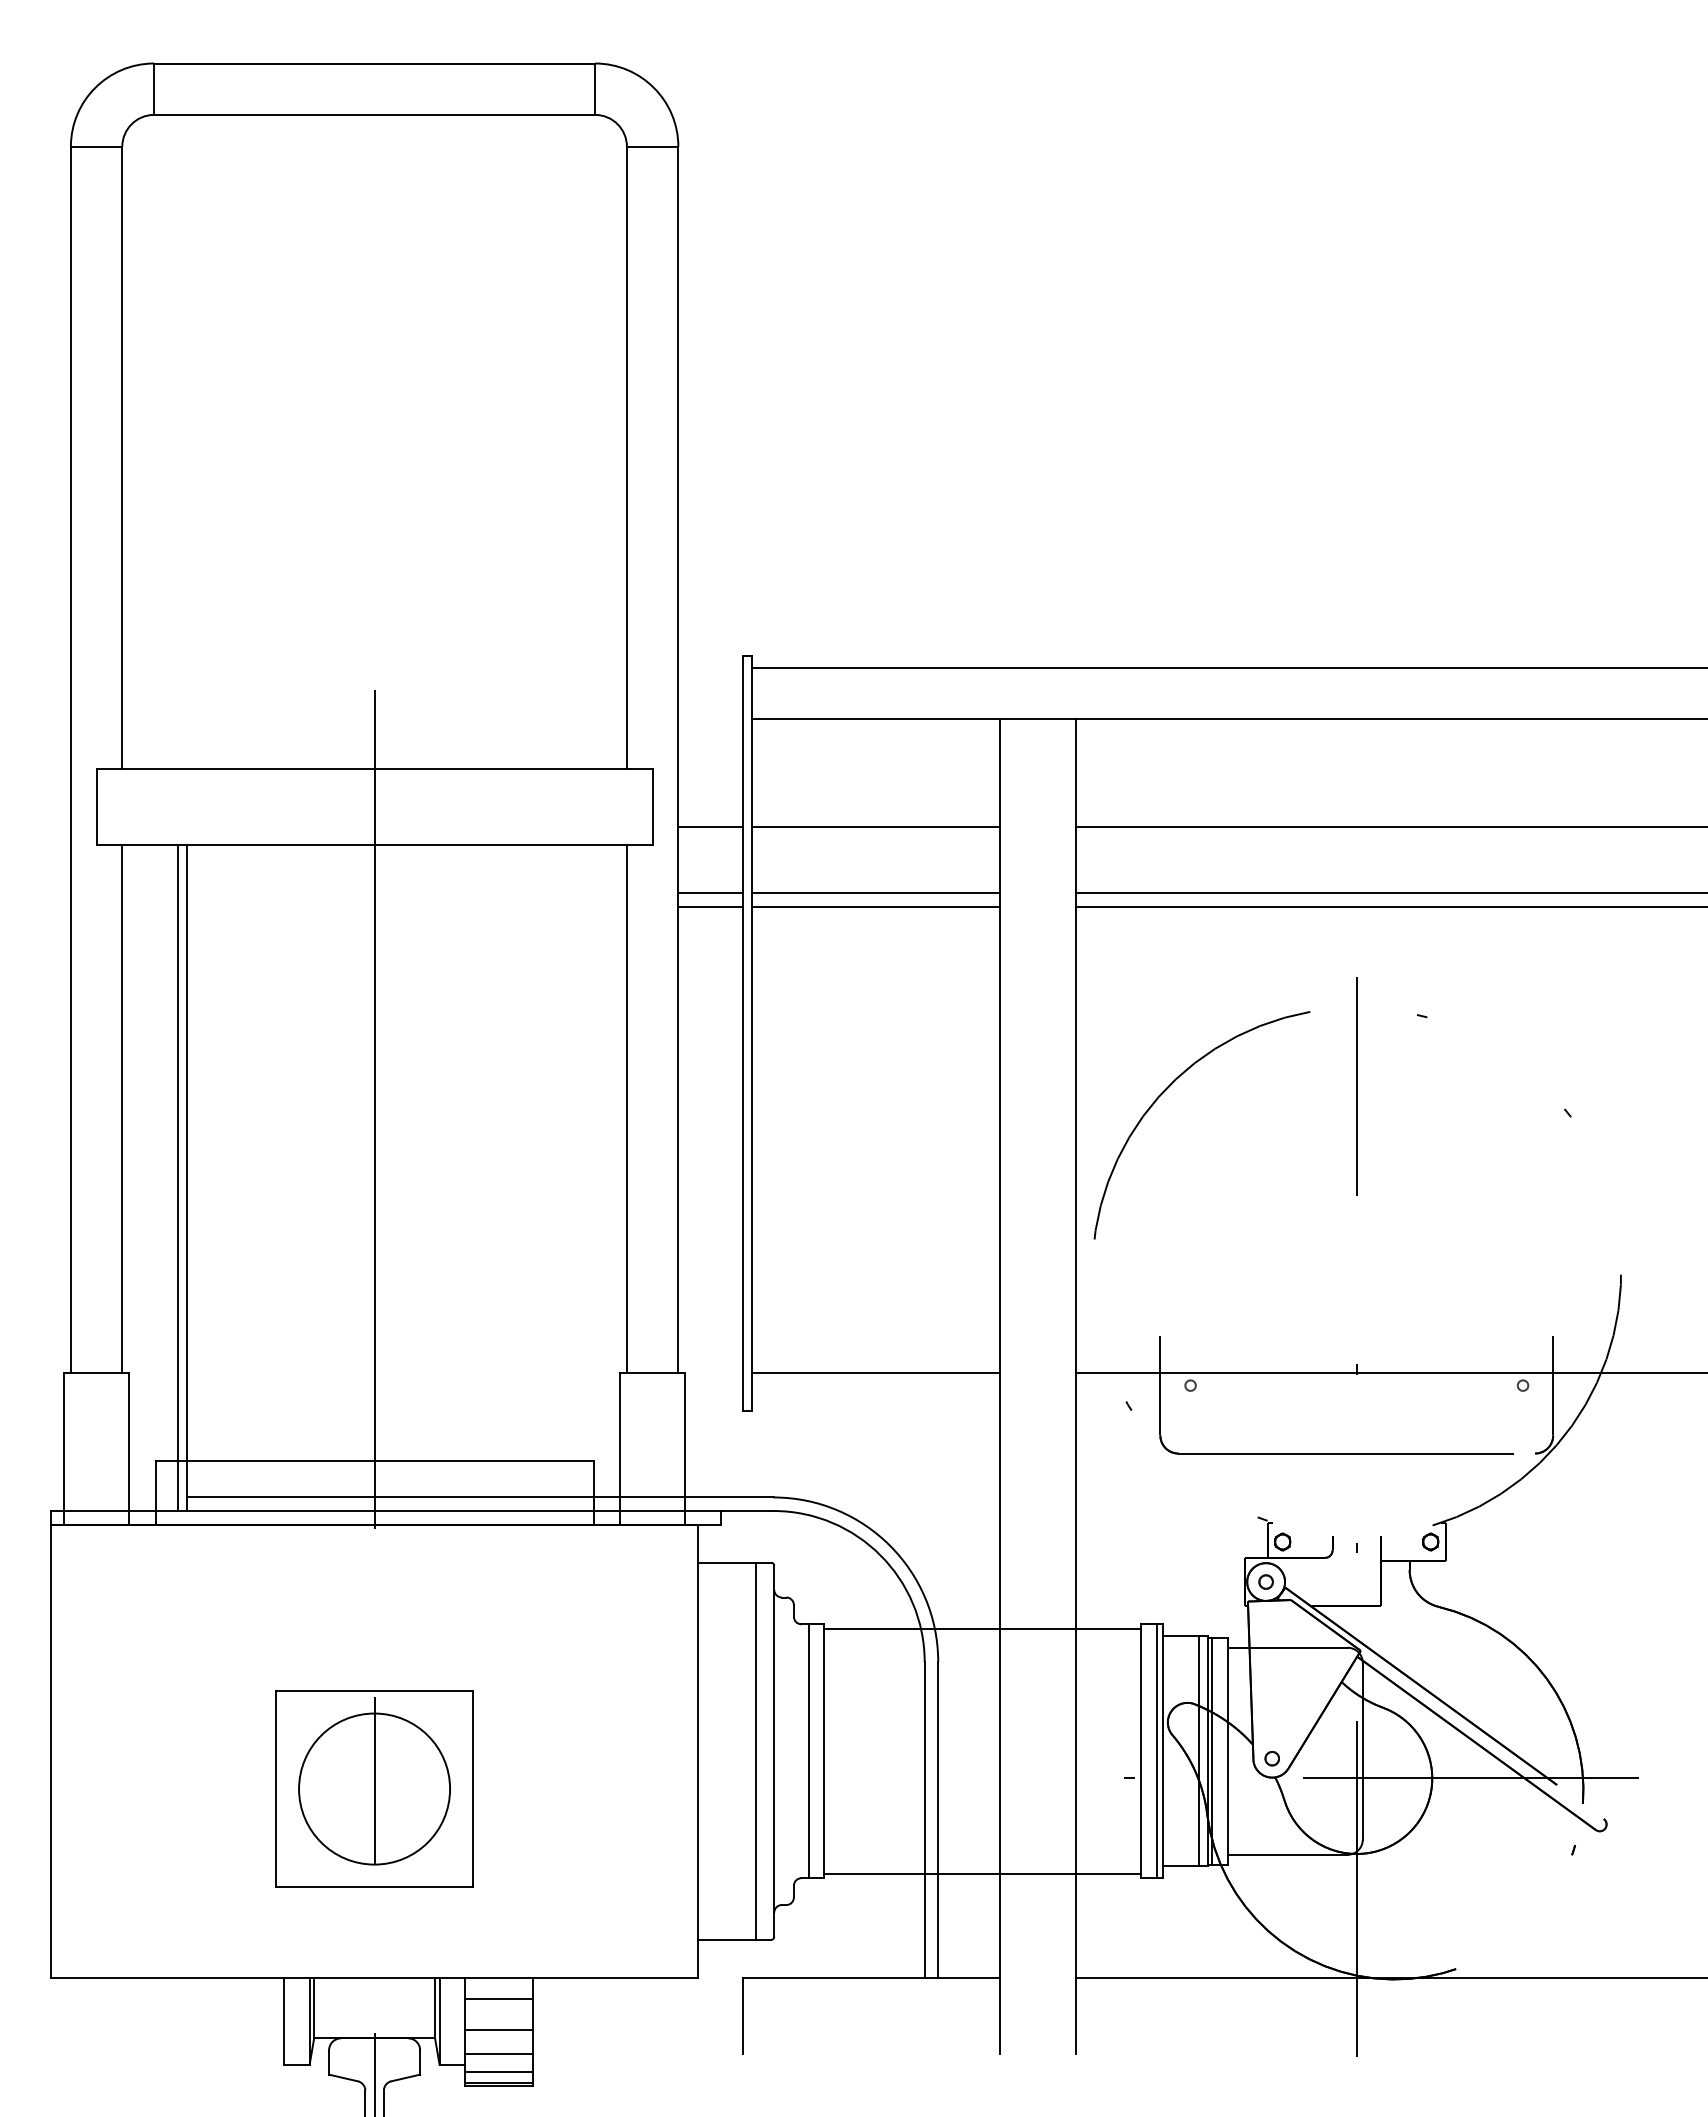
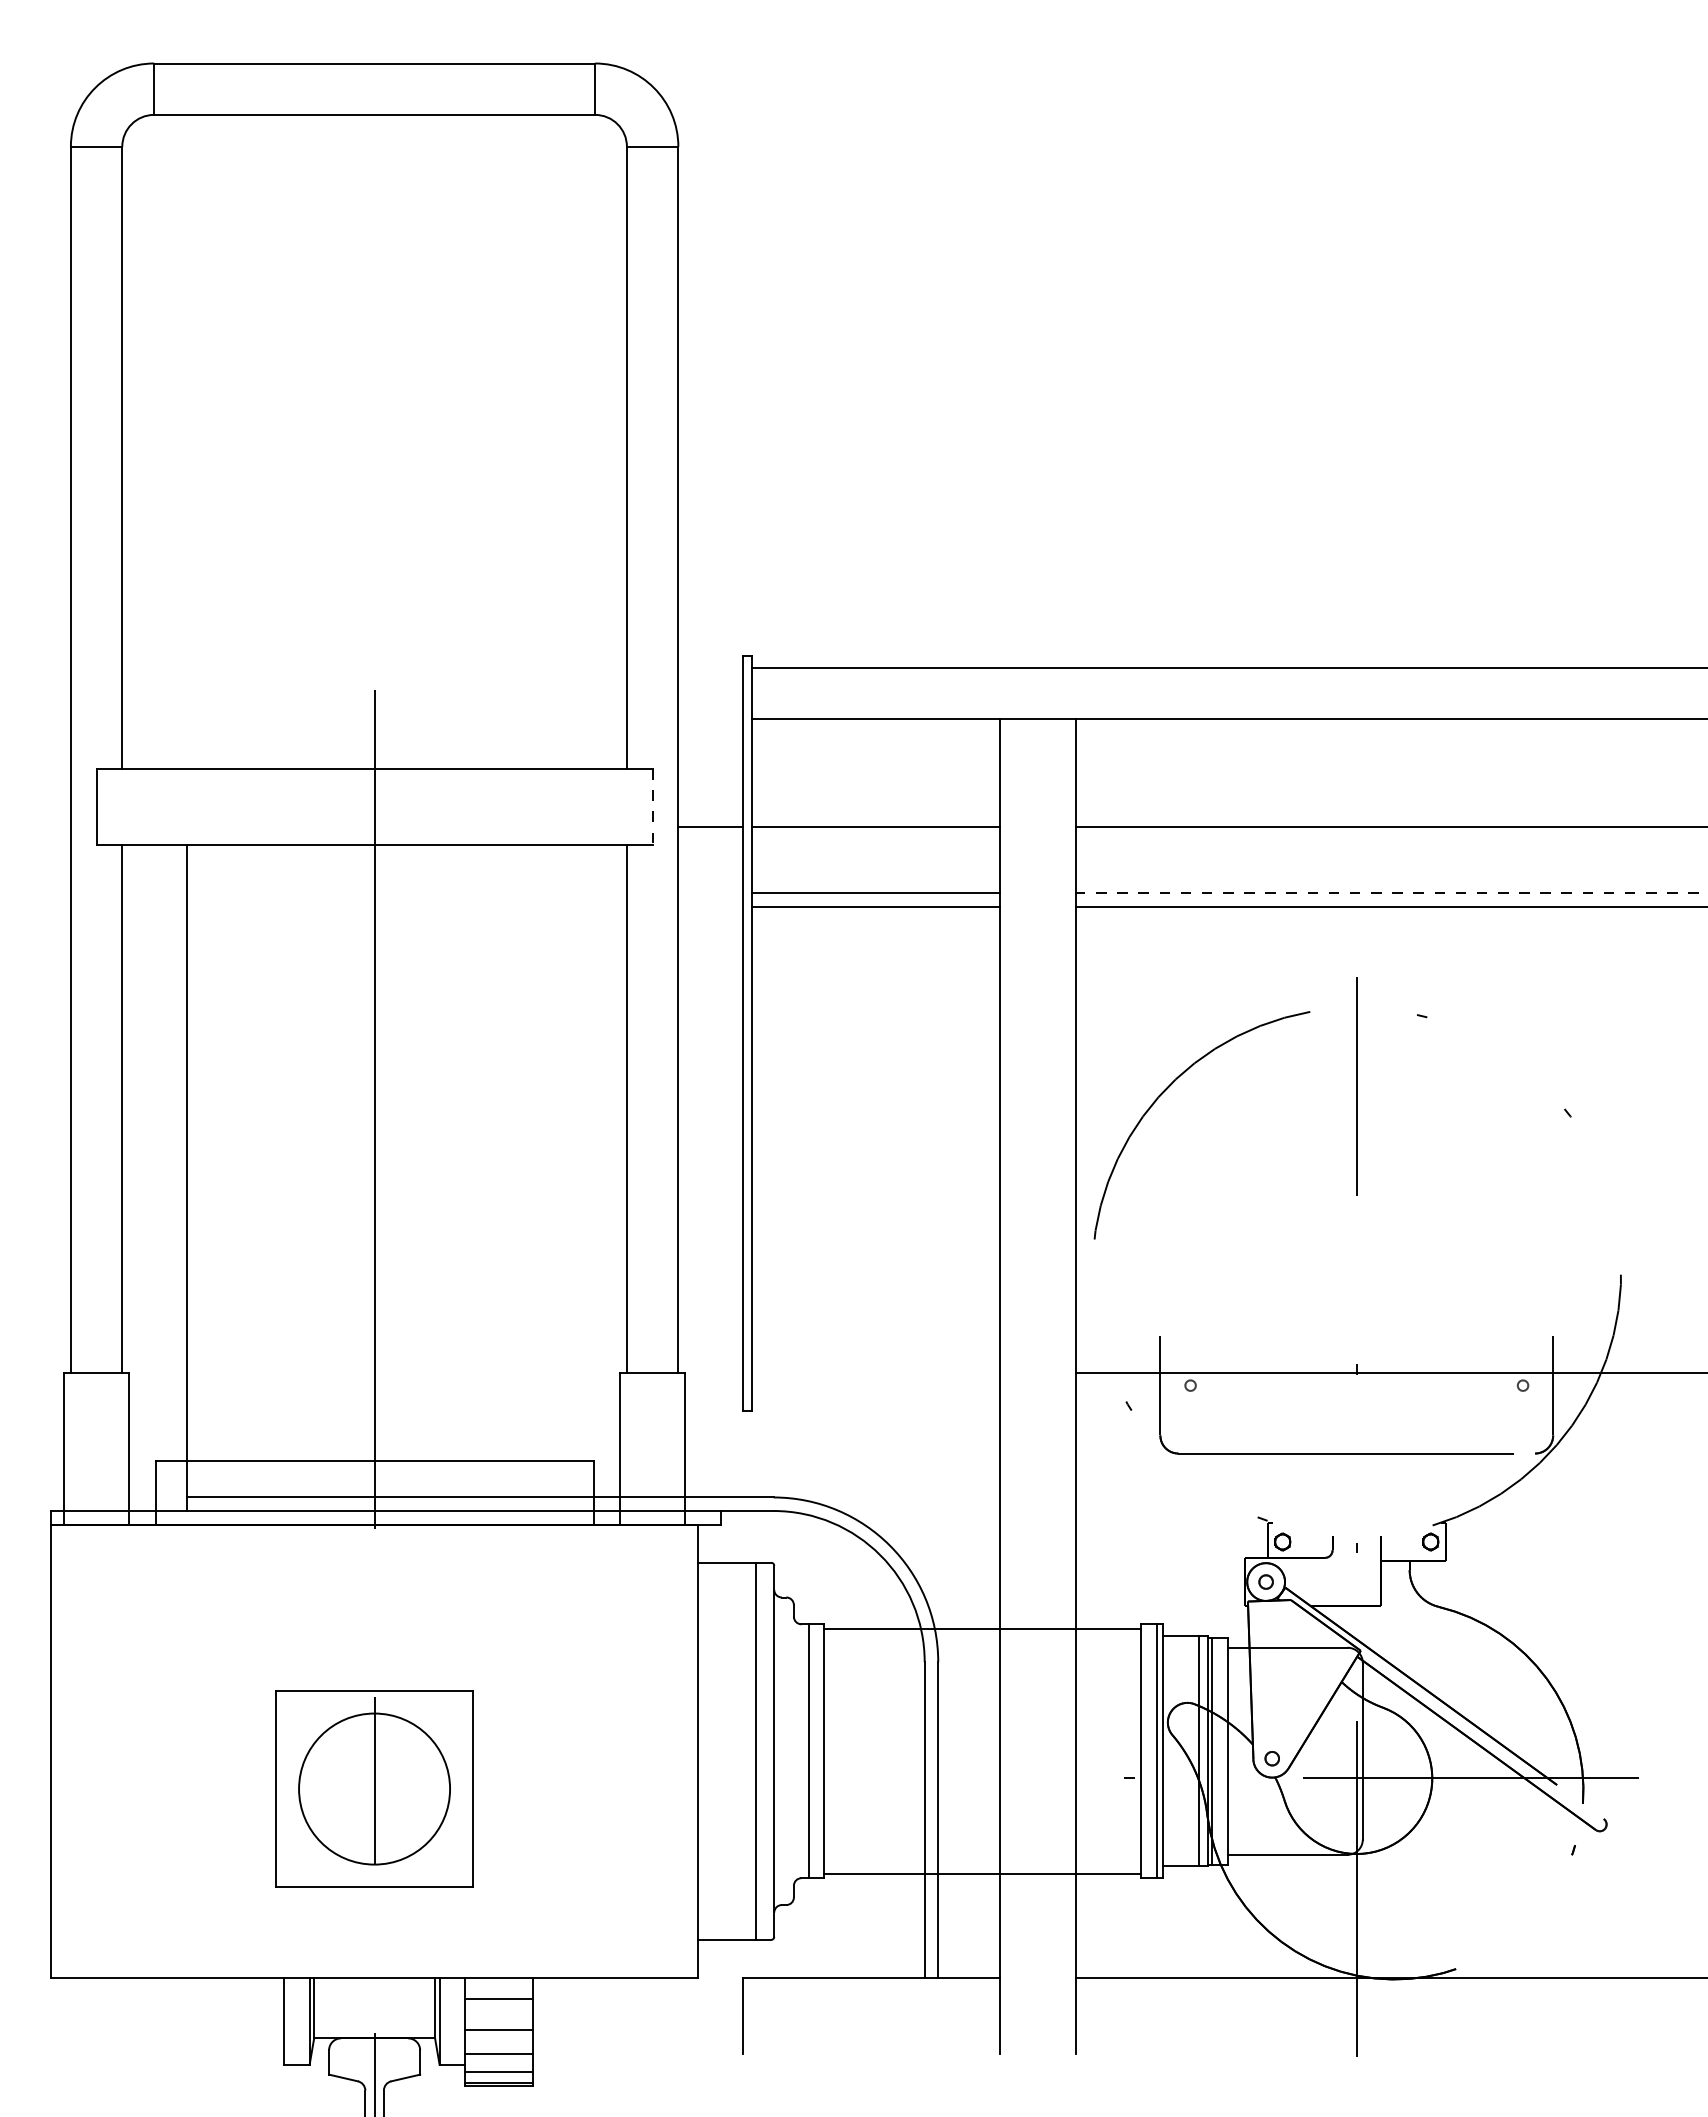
line: solid -> dashed (652, 806)
line: present -> none (710, 892)
line: solid -> dashed (1391, 892)
line: present -> none (710, 906)
line: present -> none (178, 1177)
line: present -> none (876, 1373)
